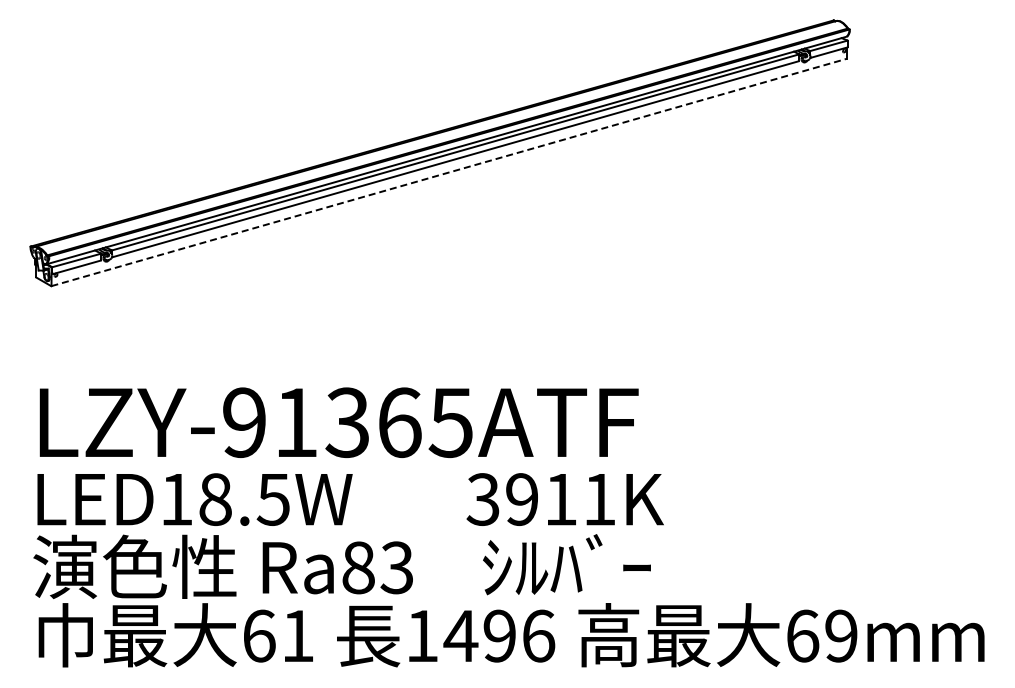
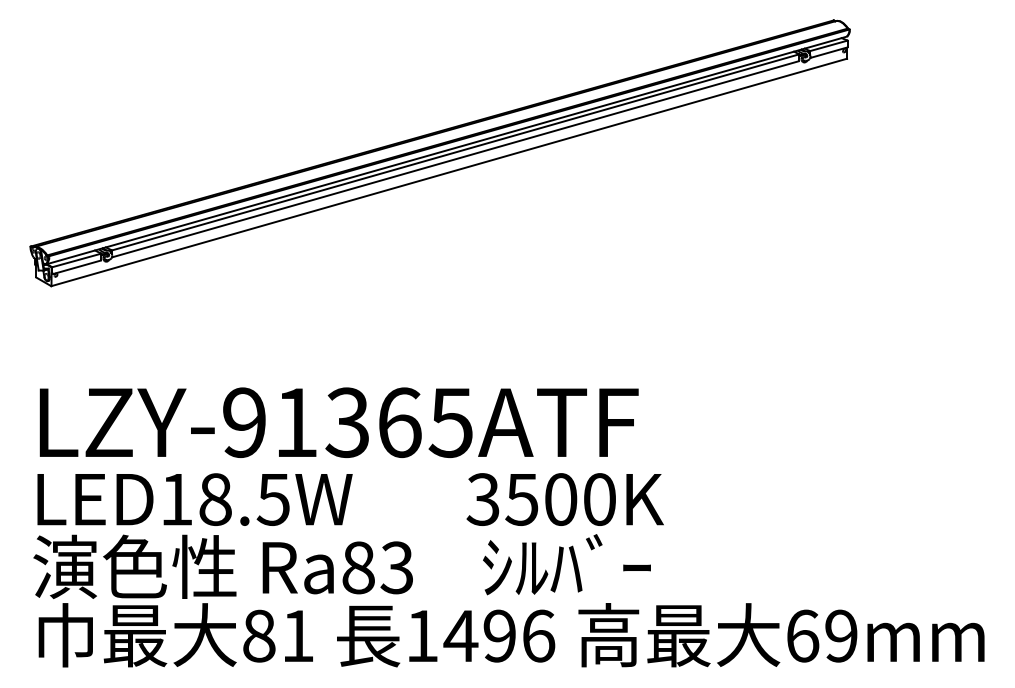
line: dashed -> solid (449, 172)
text: 3911K -> 3500K (560, 499)
text: 61 -> 81 (259, 635)
